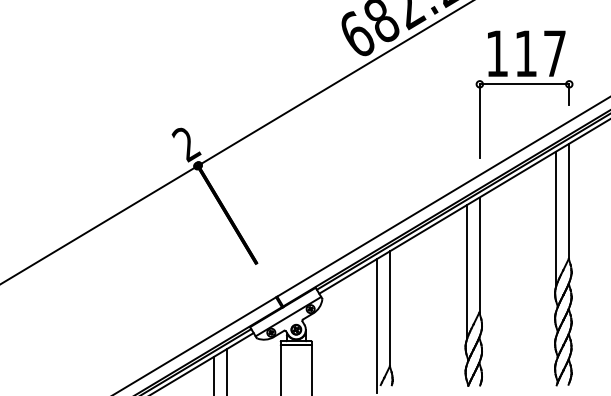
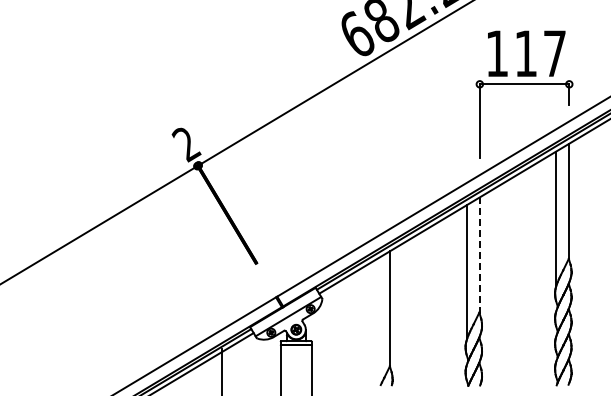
line: solid -> dashed (479, 255)
line: present -> none (377, 325)
line position: (227, 370) -> (222, 370) (222, 370)
line: present -> none (214, 374)
